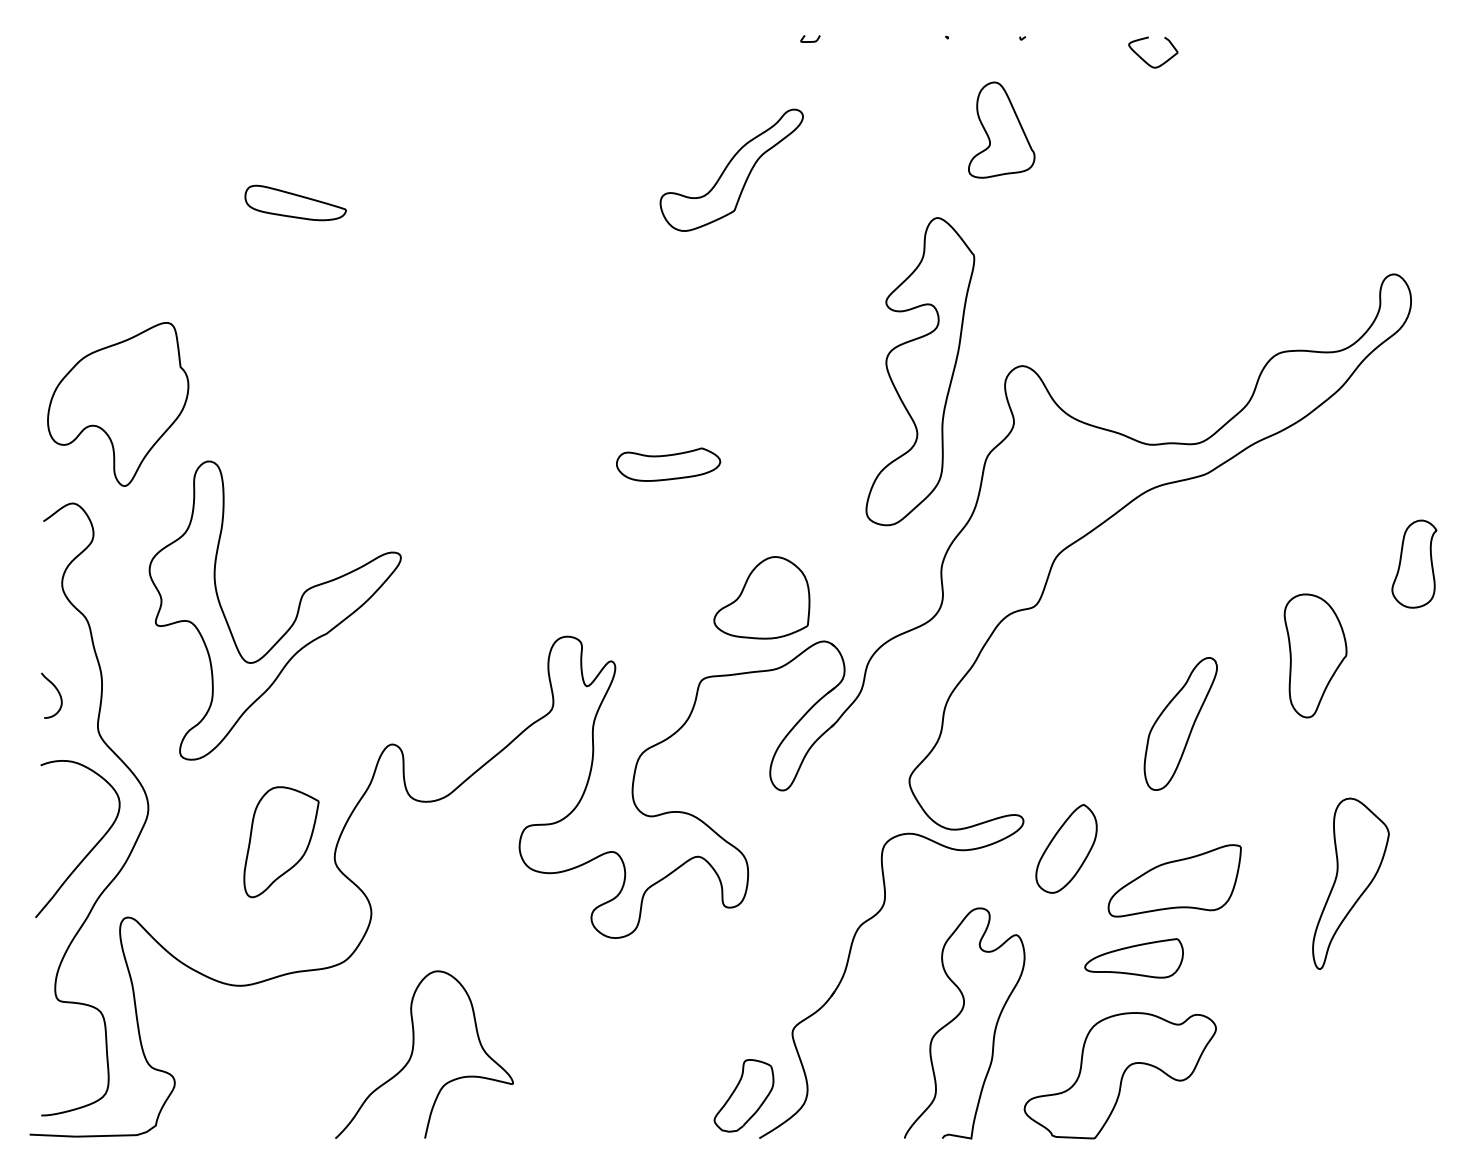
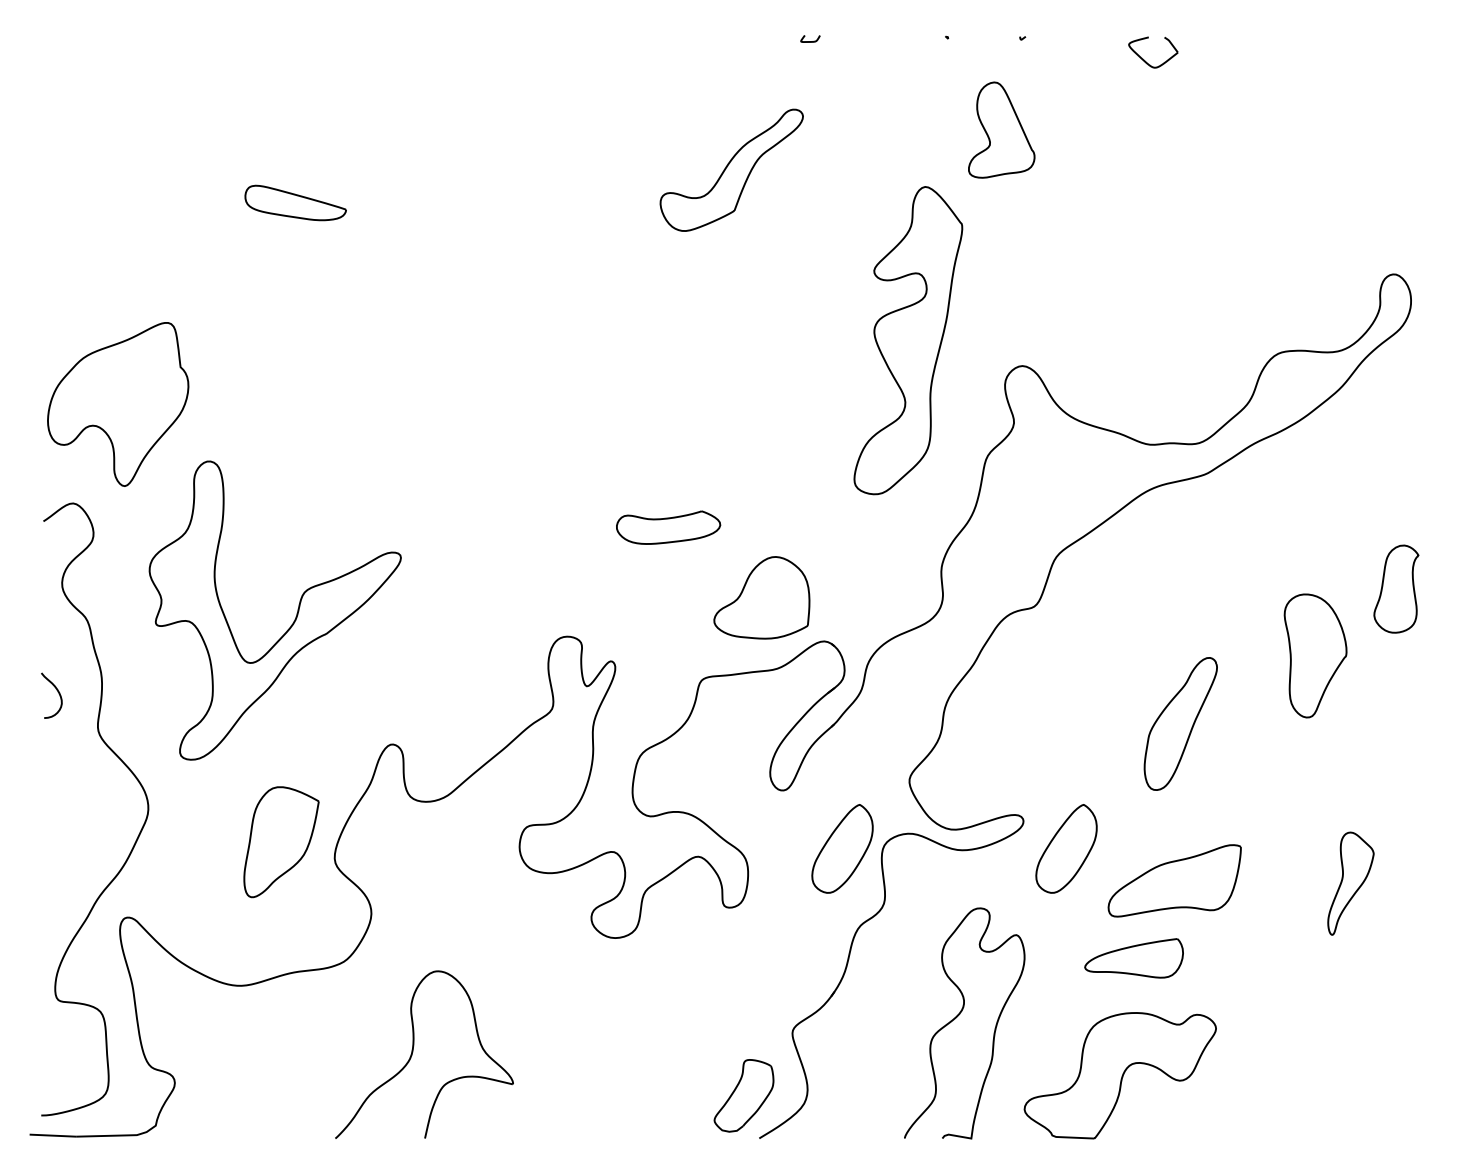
part position: (920, 371) -> (908, 340) (908, 340)
part position: (668, 464) -> (668, 527) (668, 527)
part position: (1414, 563) -> (1396, 588) (1396, 588)
curve: present -> none (91, 848)
part: none -> present (842, 848)
part size: 78x173 px -> 48x105 px (1350, 883)
